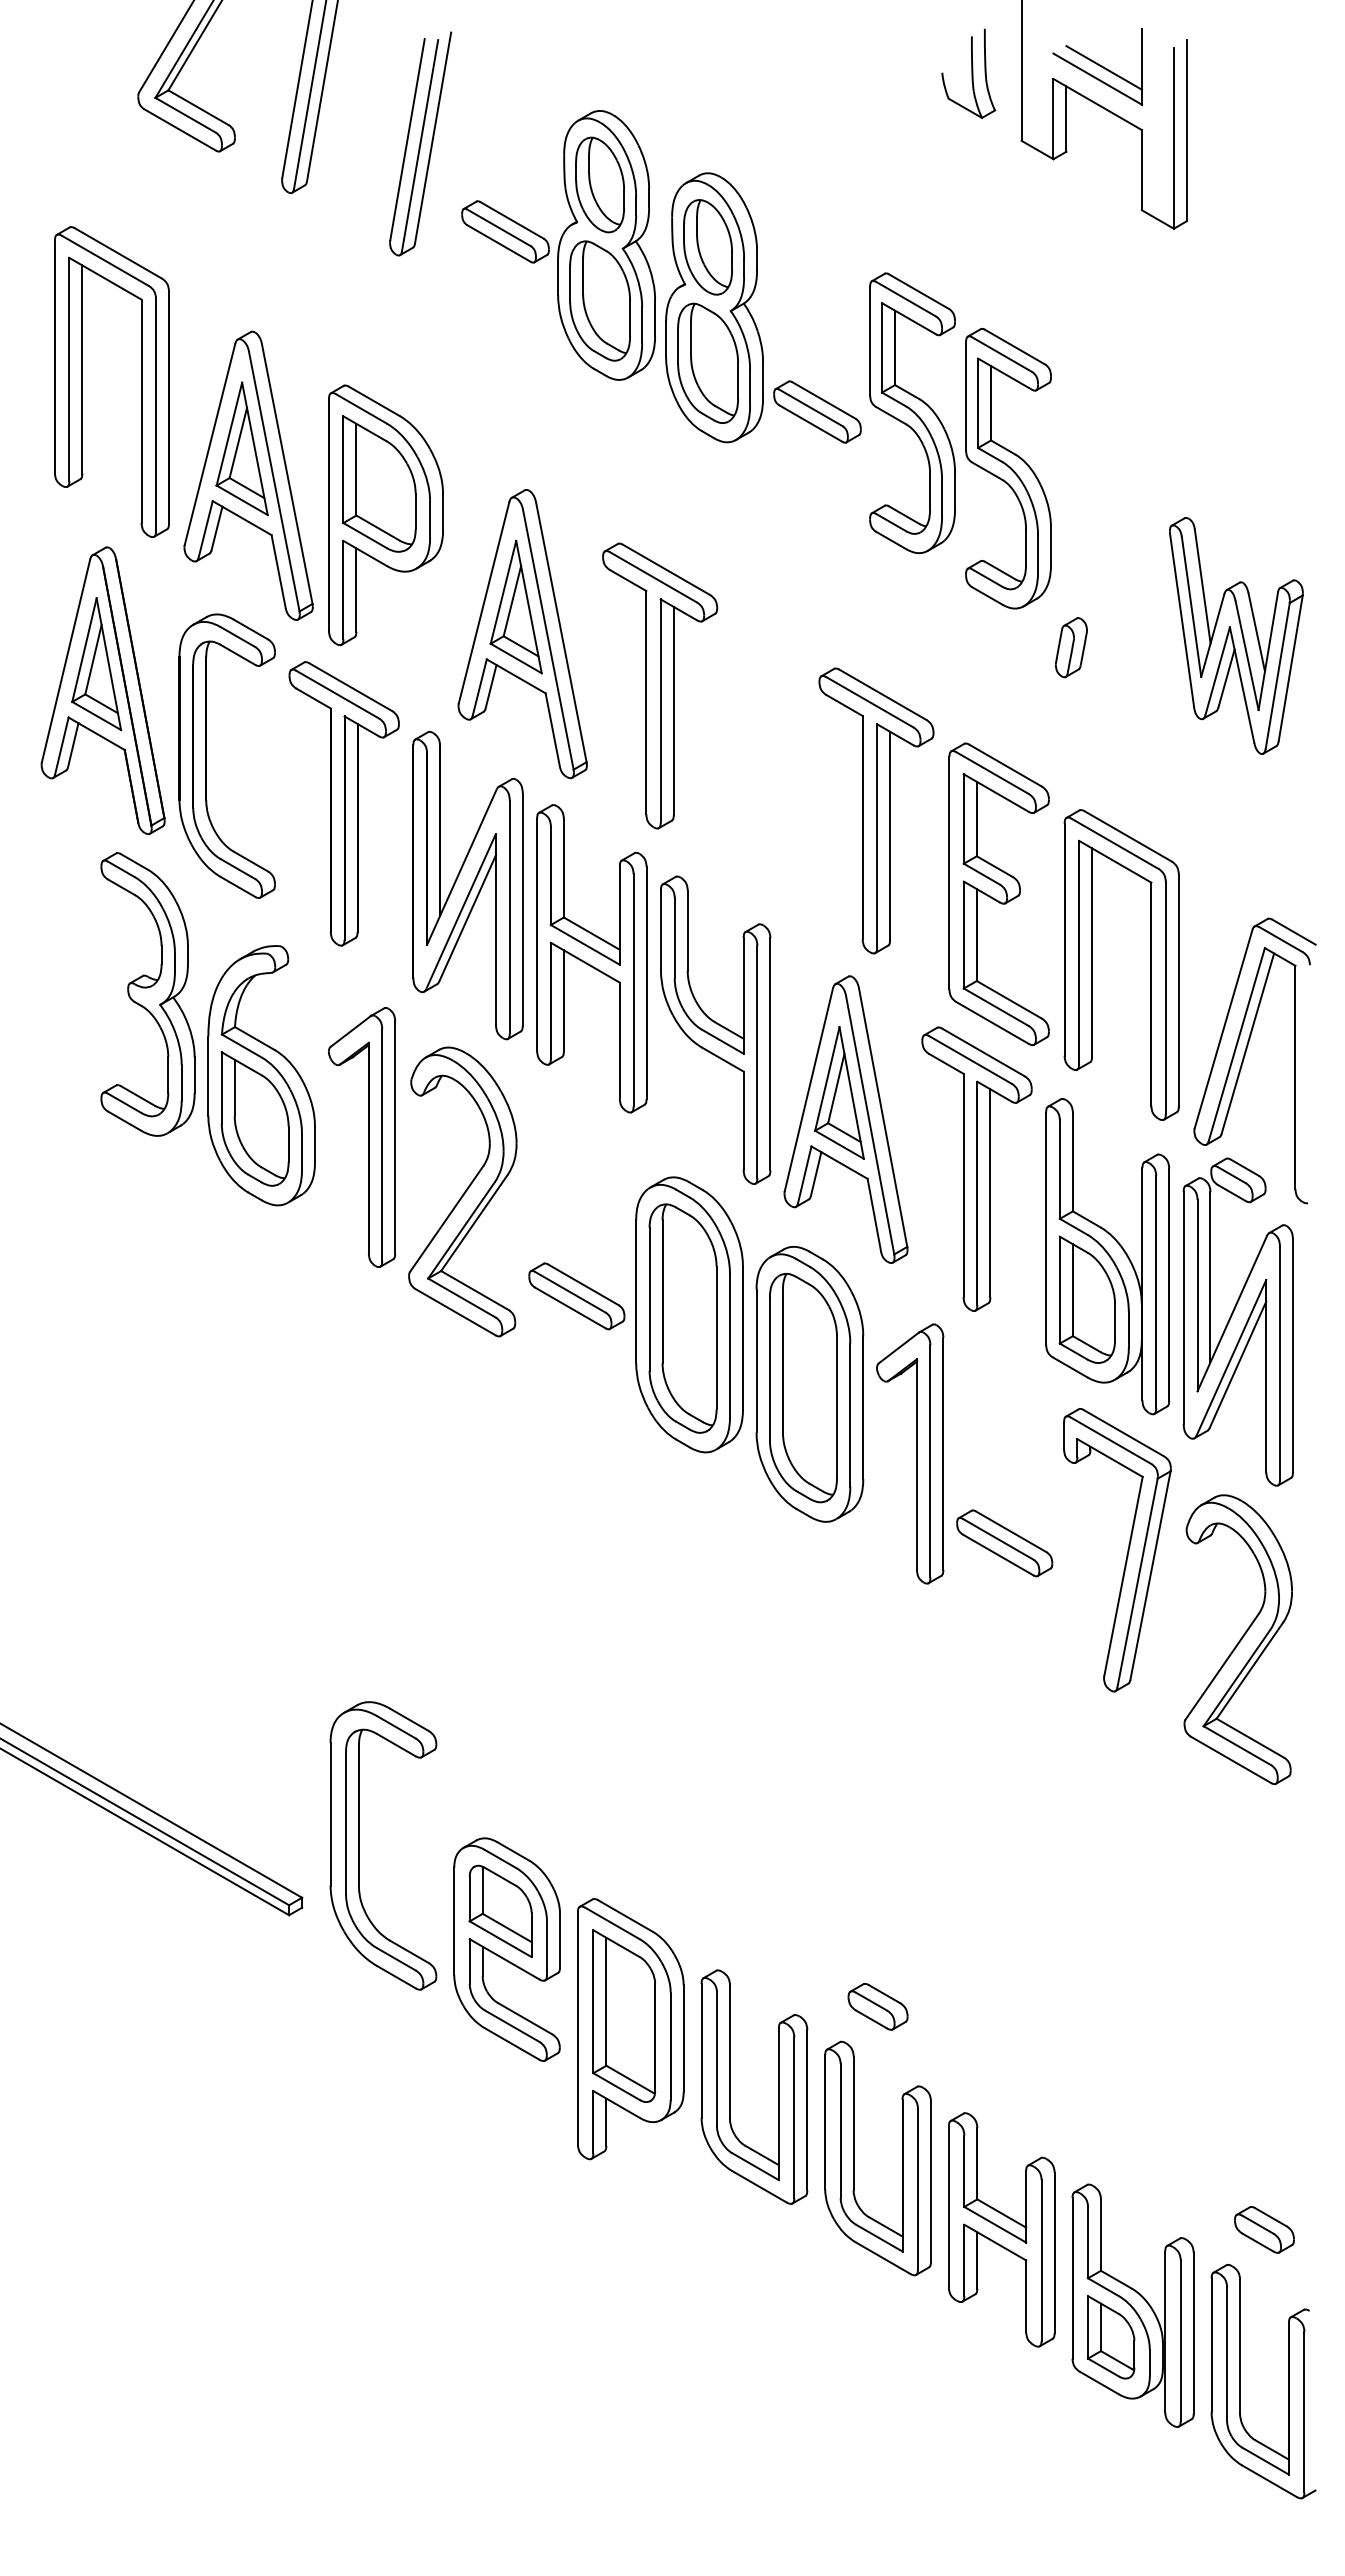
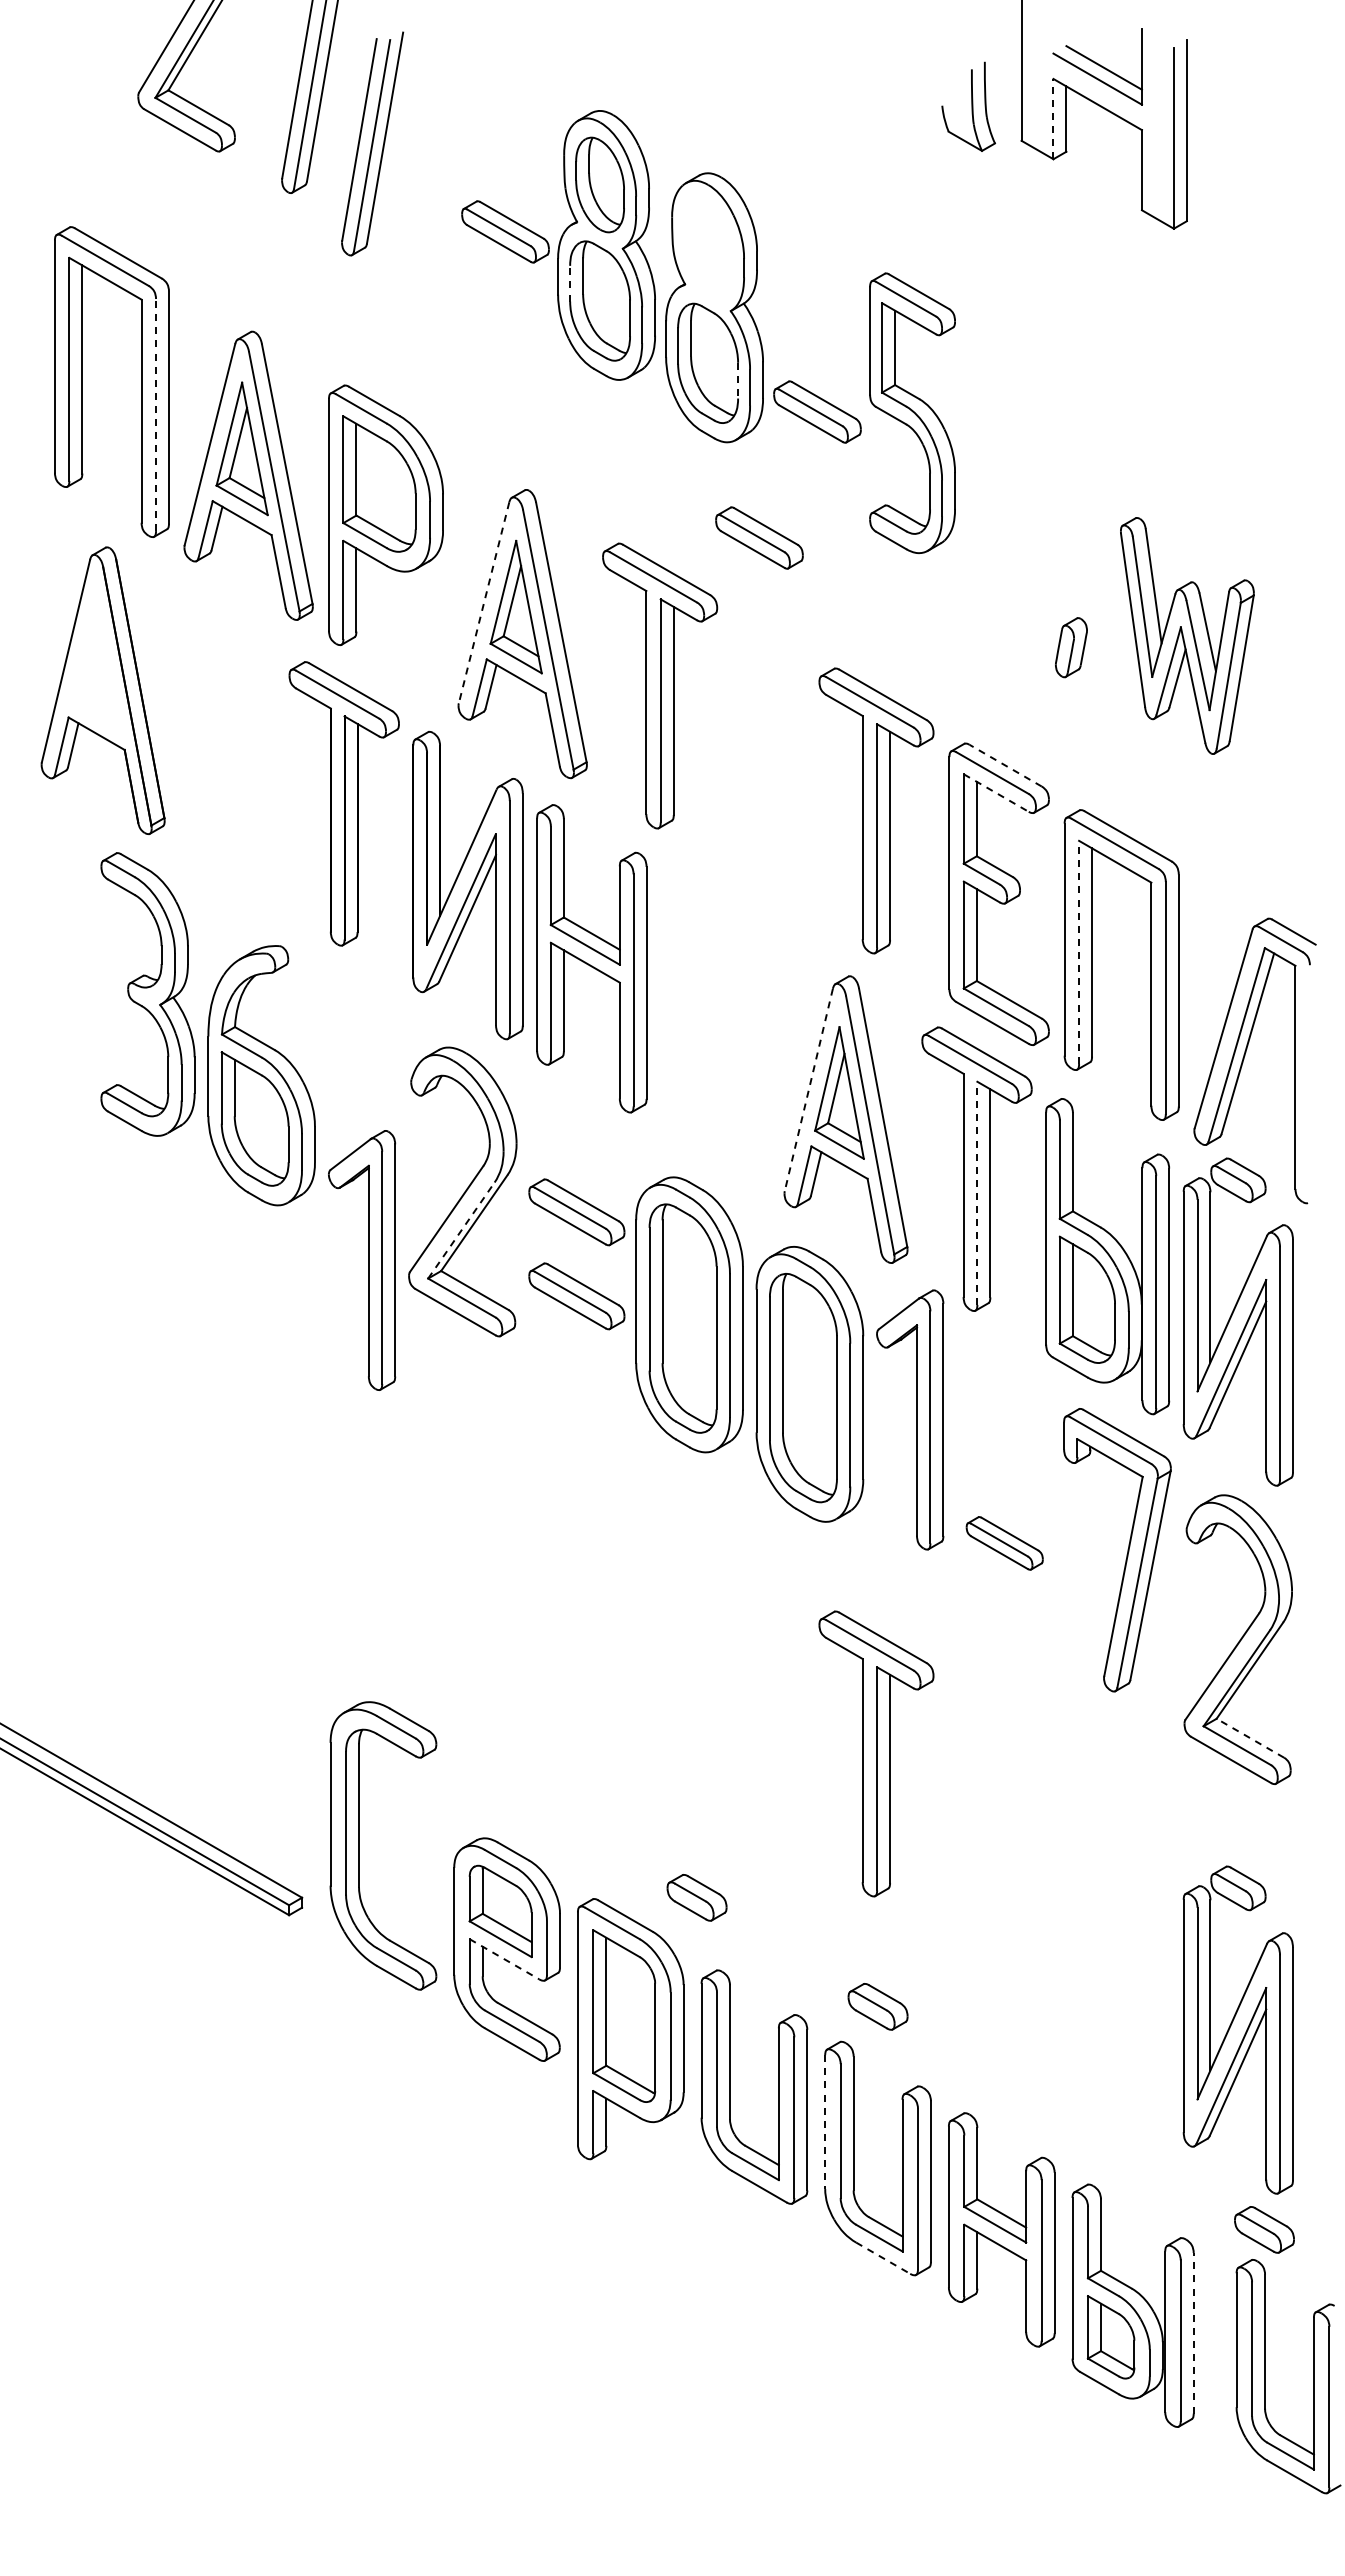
part position: (968, 73) -> (968, 106) (968, 106)
line: solid -> dashed (1053, 118)
part position: (420, 143) -> (372, 143) (372, 143)
part: present -> none (707, 247)
line: solid -> dashed (570, 283)
line: solid -> dashed (738, 380)
line: solid -> dashed (156, 414)
part: present -> none (1008, 468)
part: none -> present (759, 537)
line: solid -> dashed (484, 602)
part position: (1236, 635) -> (1187, 635) (1187, 635)
part: present -> none (96, 663)
part: present -> none (206, 755)
line: solid -> dashed (1005, 765)
line: solid -> dashed (996, 793)
line: solid -> dashed (1079, 952)
part: present -> none (715, 1029)
line: solid -> dashed (808, 1090)
part position: (362, 1137) -> (362, 1260) (362, 1260)
line: solid -> dashed (977, 1193)
part: none -> present (576, 1212)
line: solid -> dashed (461, 1230)
part position: (910, 1453) -> (910, 1419) (910, 1419)
part size: 98x69 px -> 79x55 px (1004, 1543)
line: solid -> dashed (1250, 1738)
part: none -> present (876, 1753)
part: none -> present (696, 1897)
line: solid -> dashed (504, 1959)
part: none -> present (1237, 2029)
line: solid -> dashed (825, 2122)
line: solid -> dashed (883, 2258)
line: solid -> dashed (1193, 2332)
part position: (1240, 2381) -> (1265, 2376) (1265, 2376)
